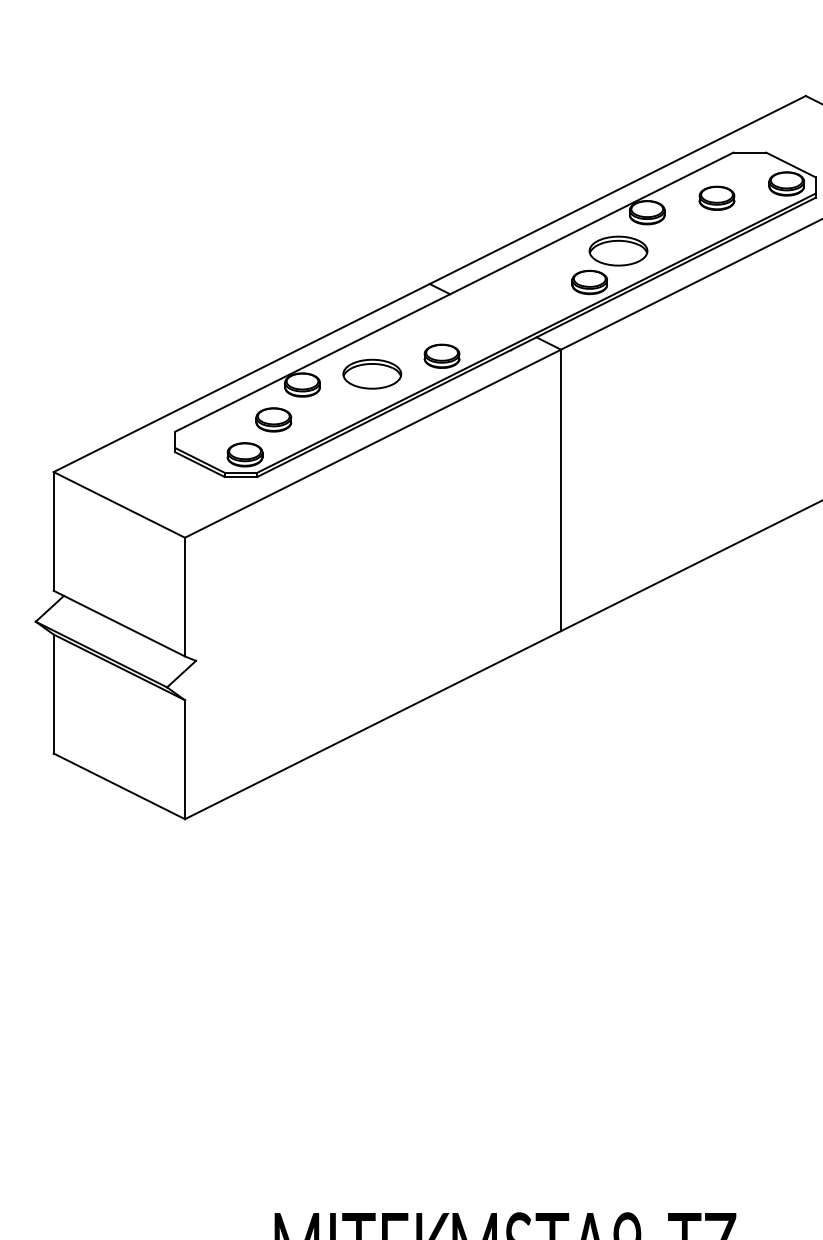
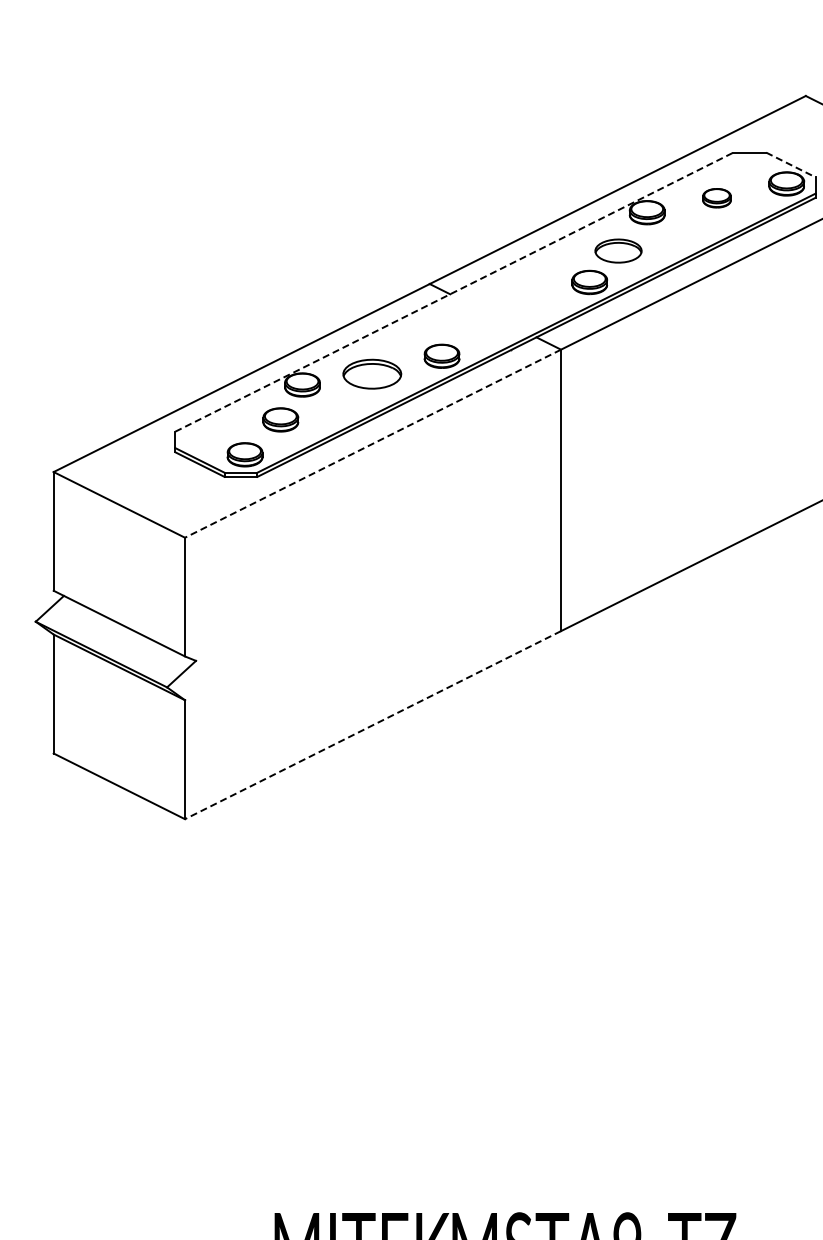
line: solid -> dashed (790, 164)
part size: 38x26 px -> 30x21 px (716, 198)
part size: 61x32 px -> 49x26 px (618, 250)
line: solid -> dashed (454, 292)
part position: (273, 419) -> (280, 419) (280, 419)
line: solid -> dashed (372, 443)
line: solid -> dashed (372, 725)
